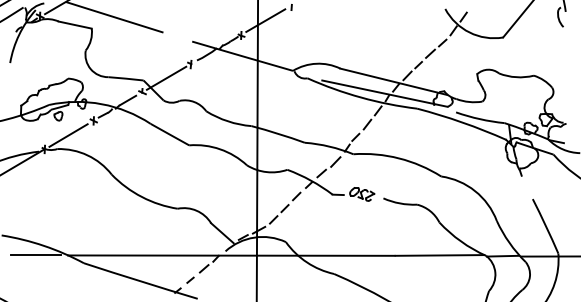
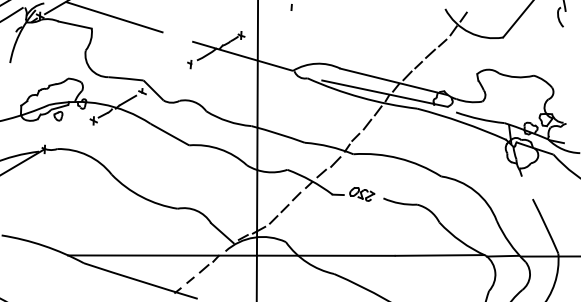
line: present -> none (265, 20)
line: present -> none (166, 77)
line: present -> none (68, 135)
line: present -> none (35, 254)
